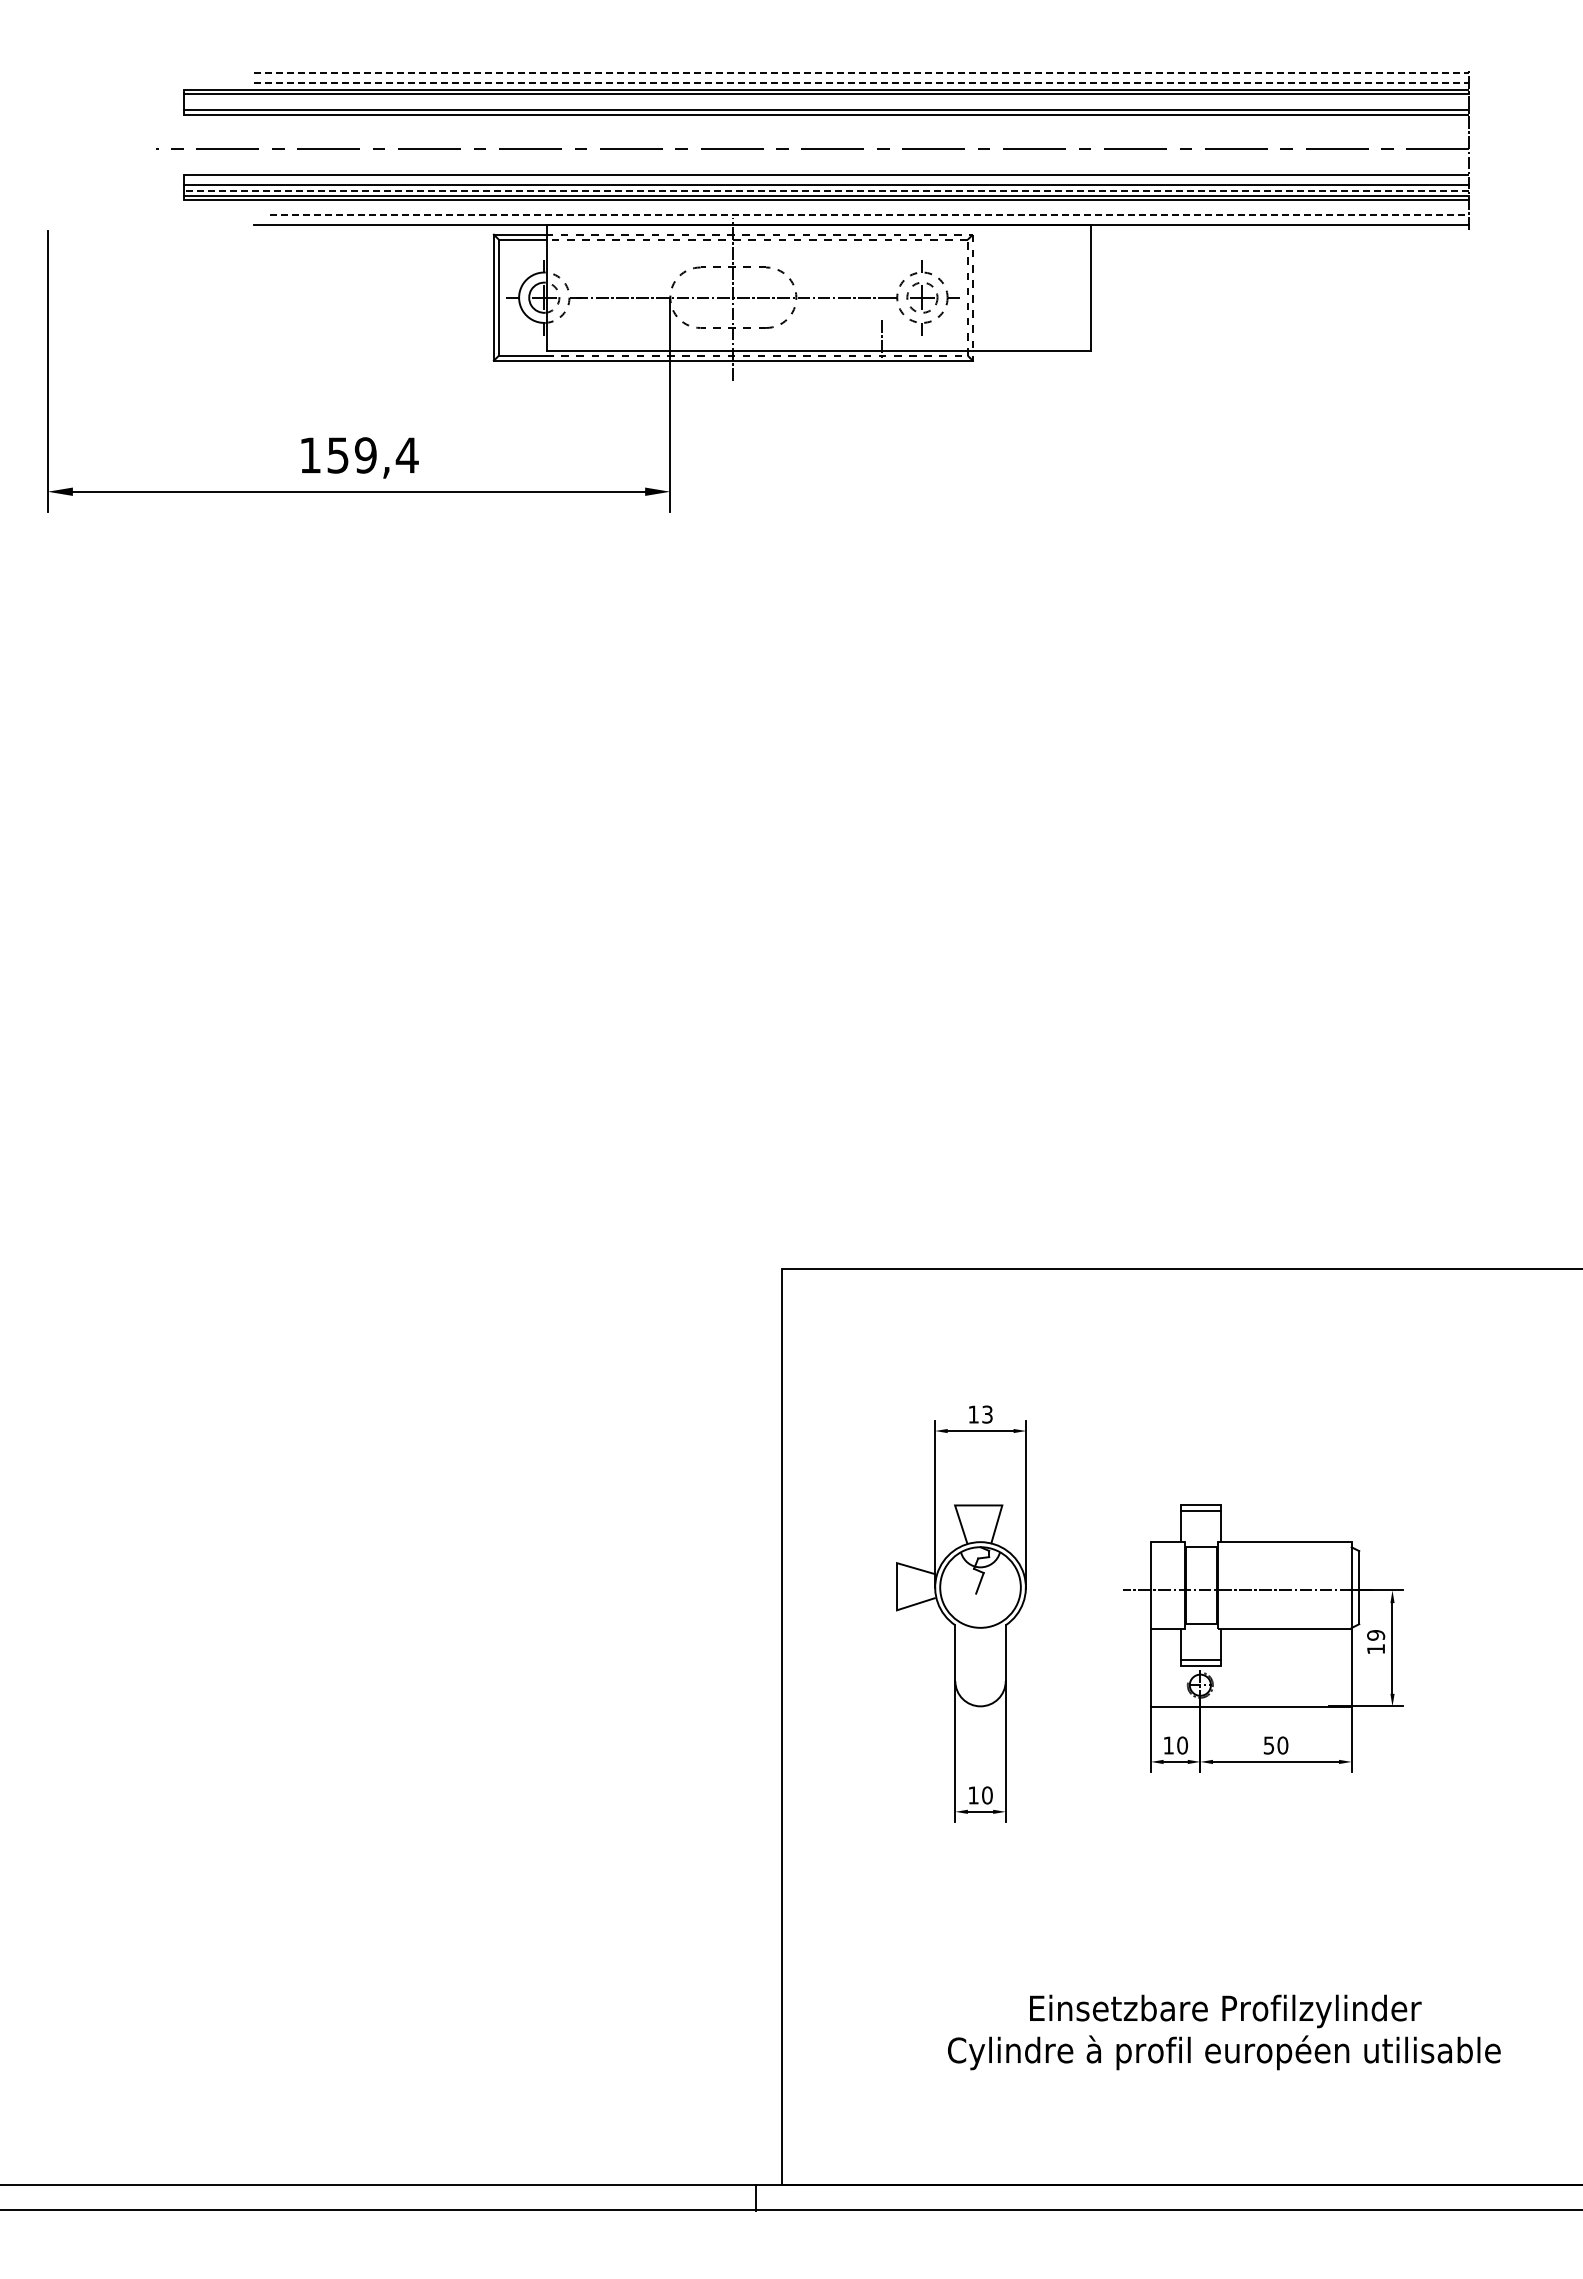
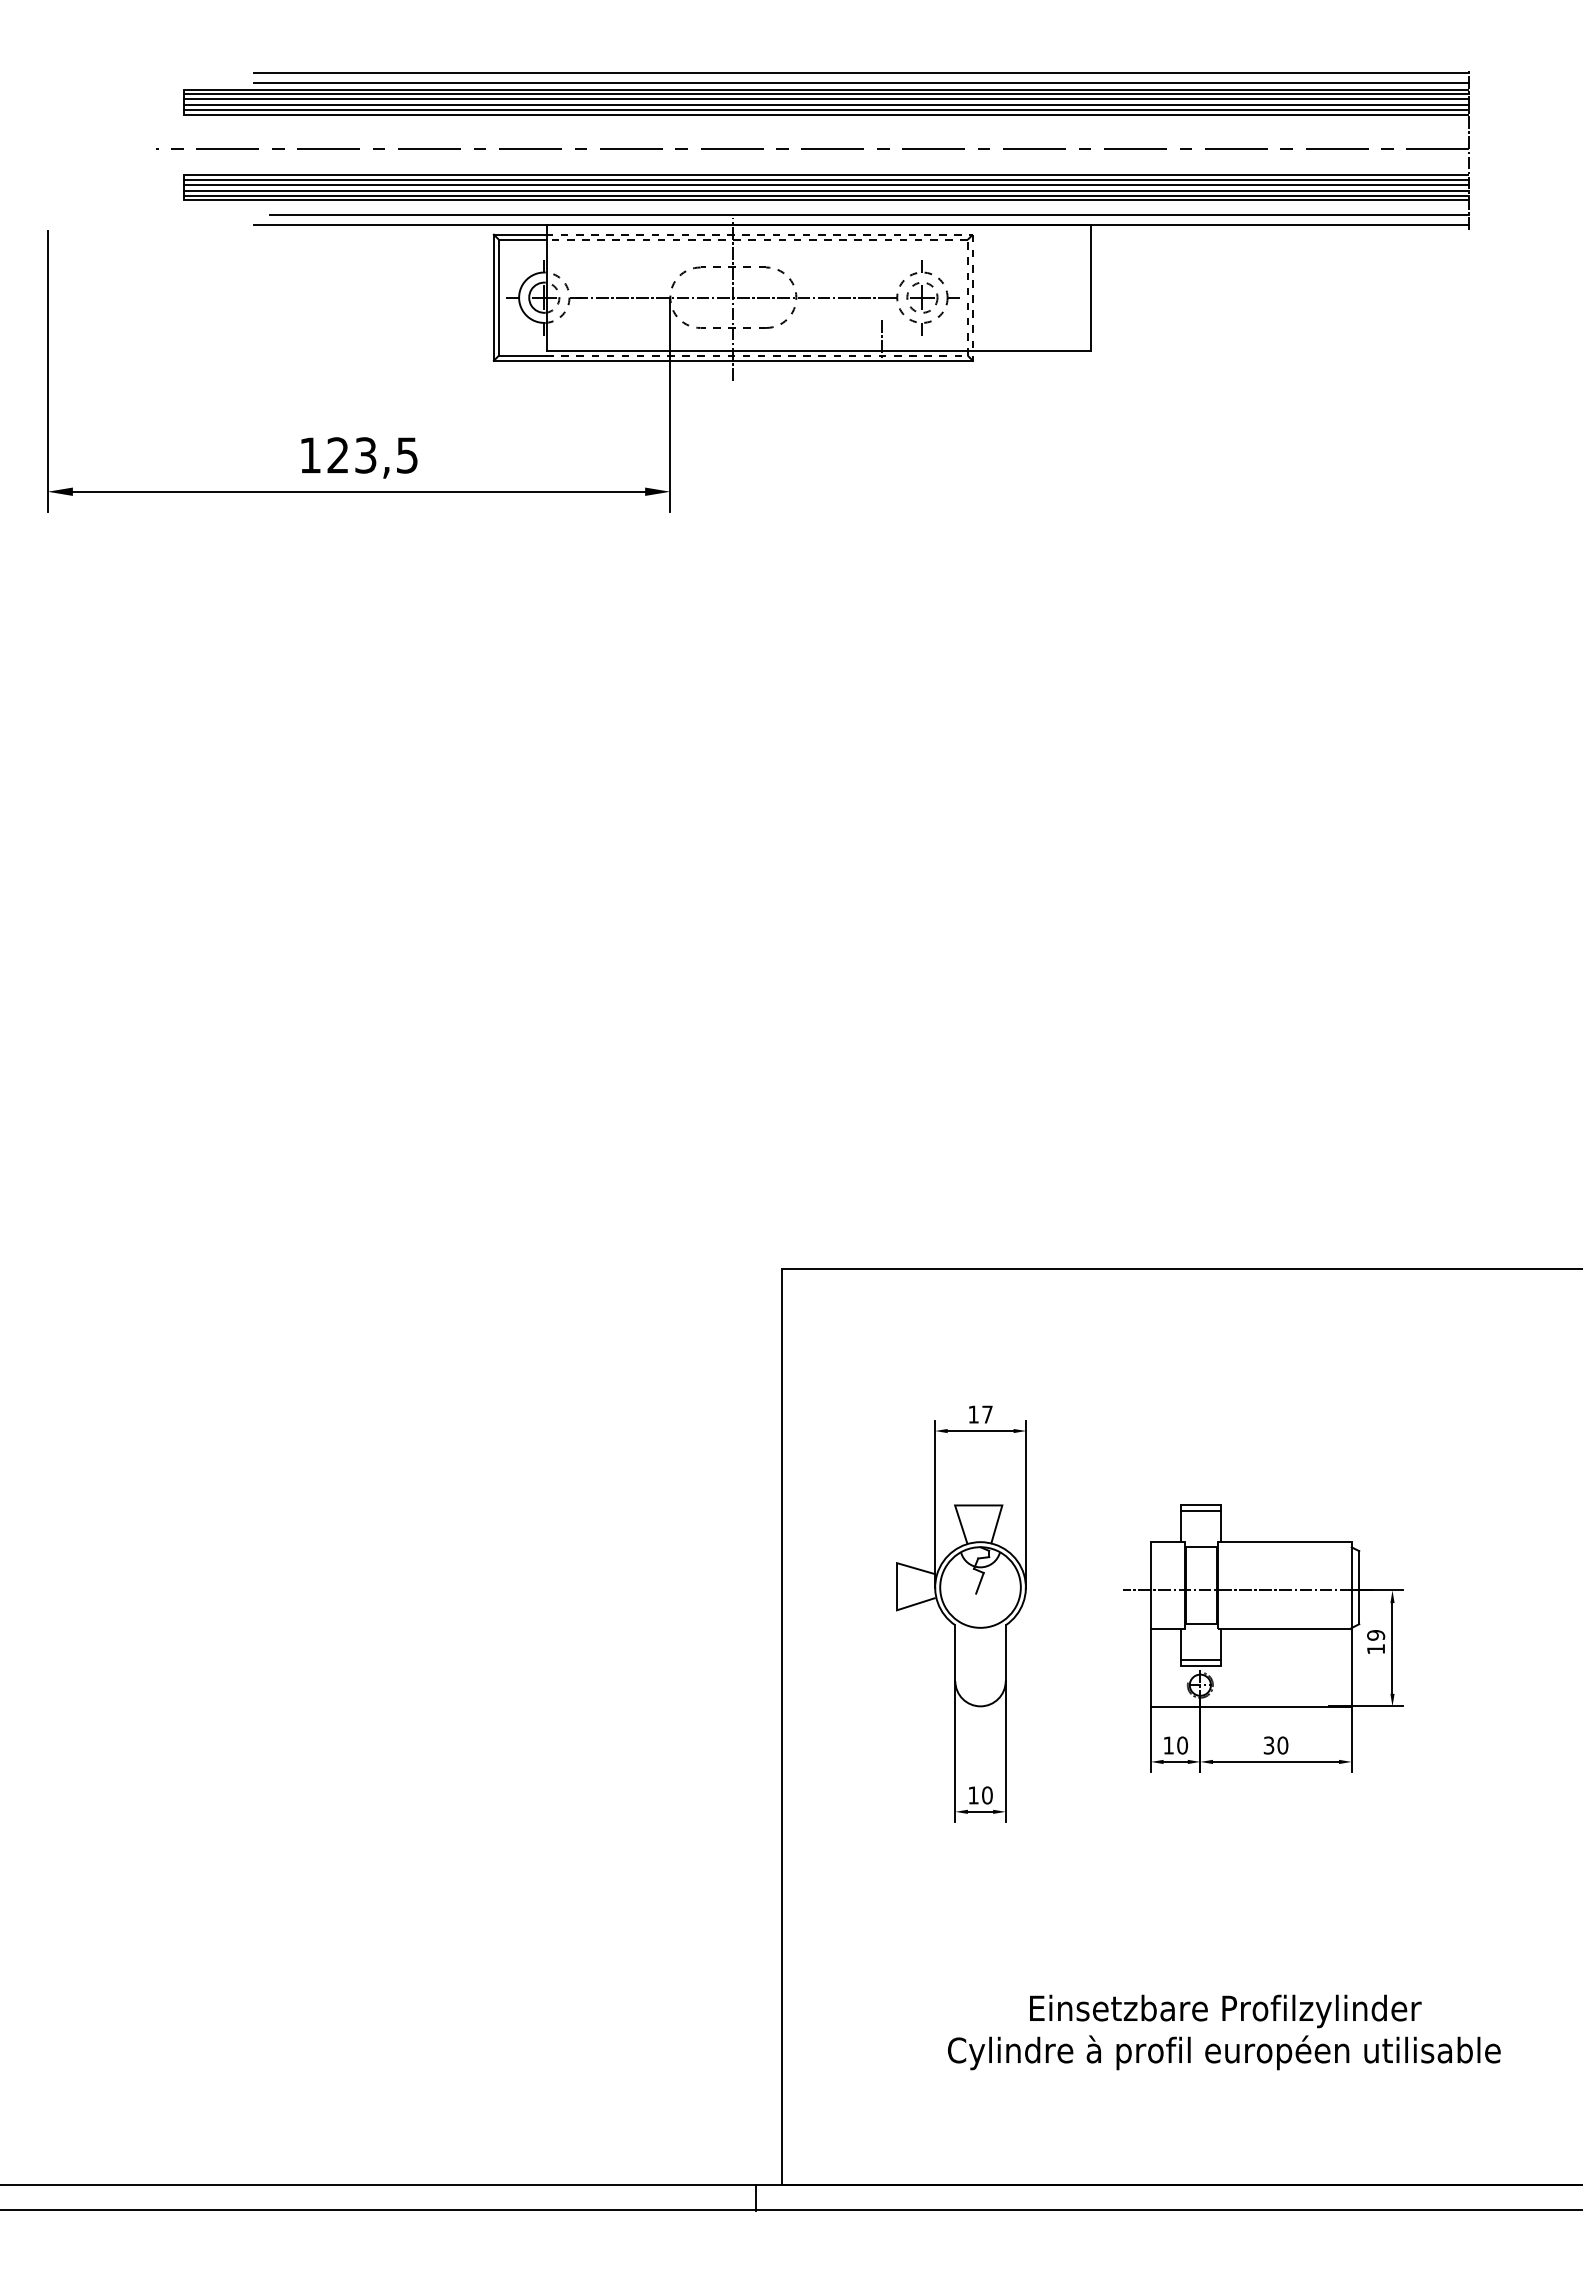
line: dashed -> solid (861, 73)
line: dashed -> solid (861, 83)
line: none -> present (826, 99)
line: none -> present (826, 104)
line: none -> present (826, 180)
line: dashed -> solid (826, 190)
line: dashed -> solid (869, 214)
text: 159,4 -> 123,5 (372, 455)
text: 13 -> 17 (987, 1414)
text: 50 -> 30 (1269, 1744)
